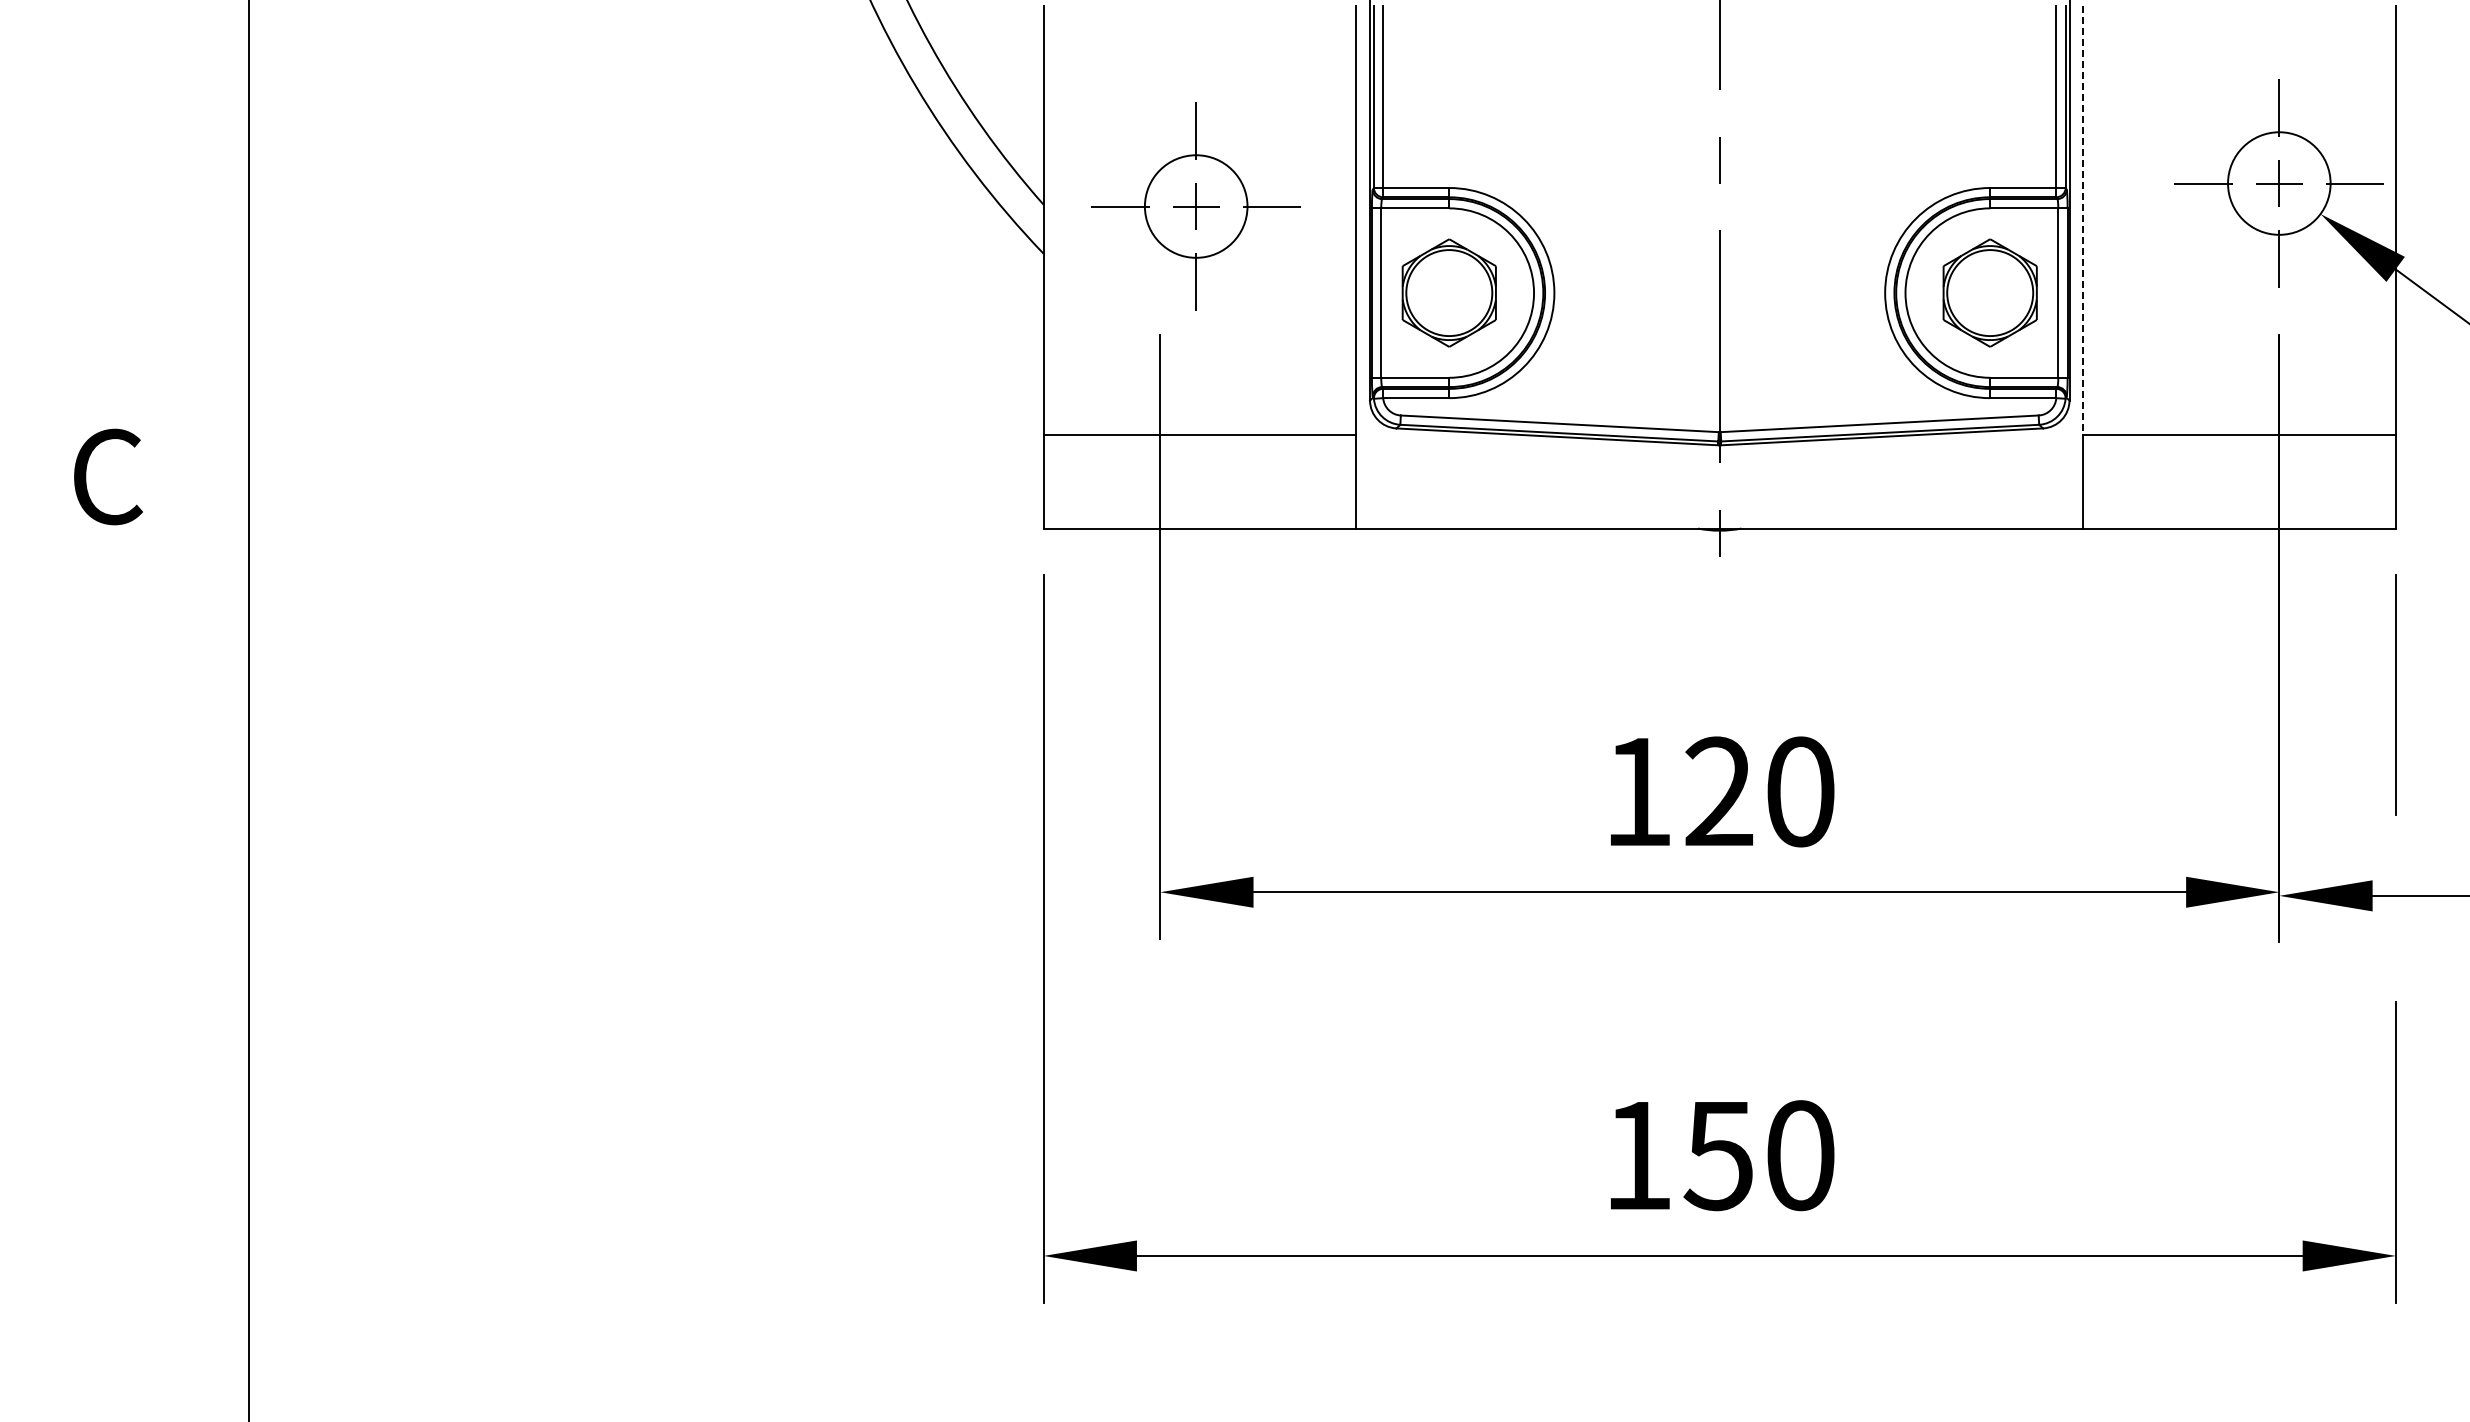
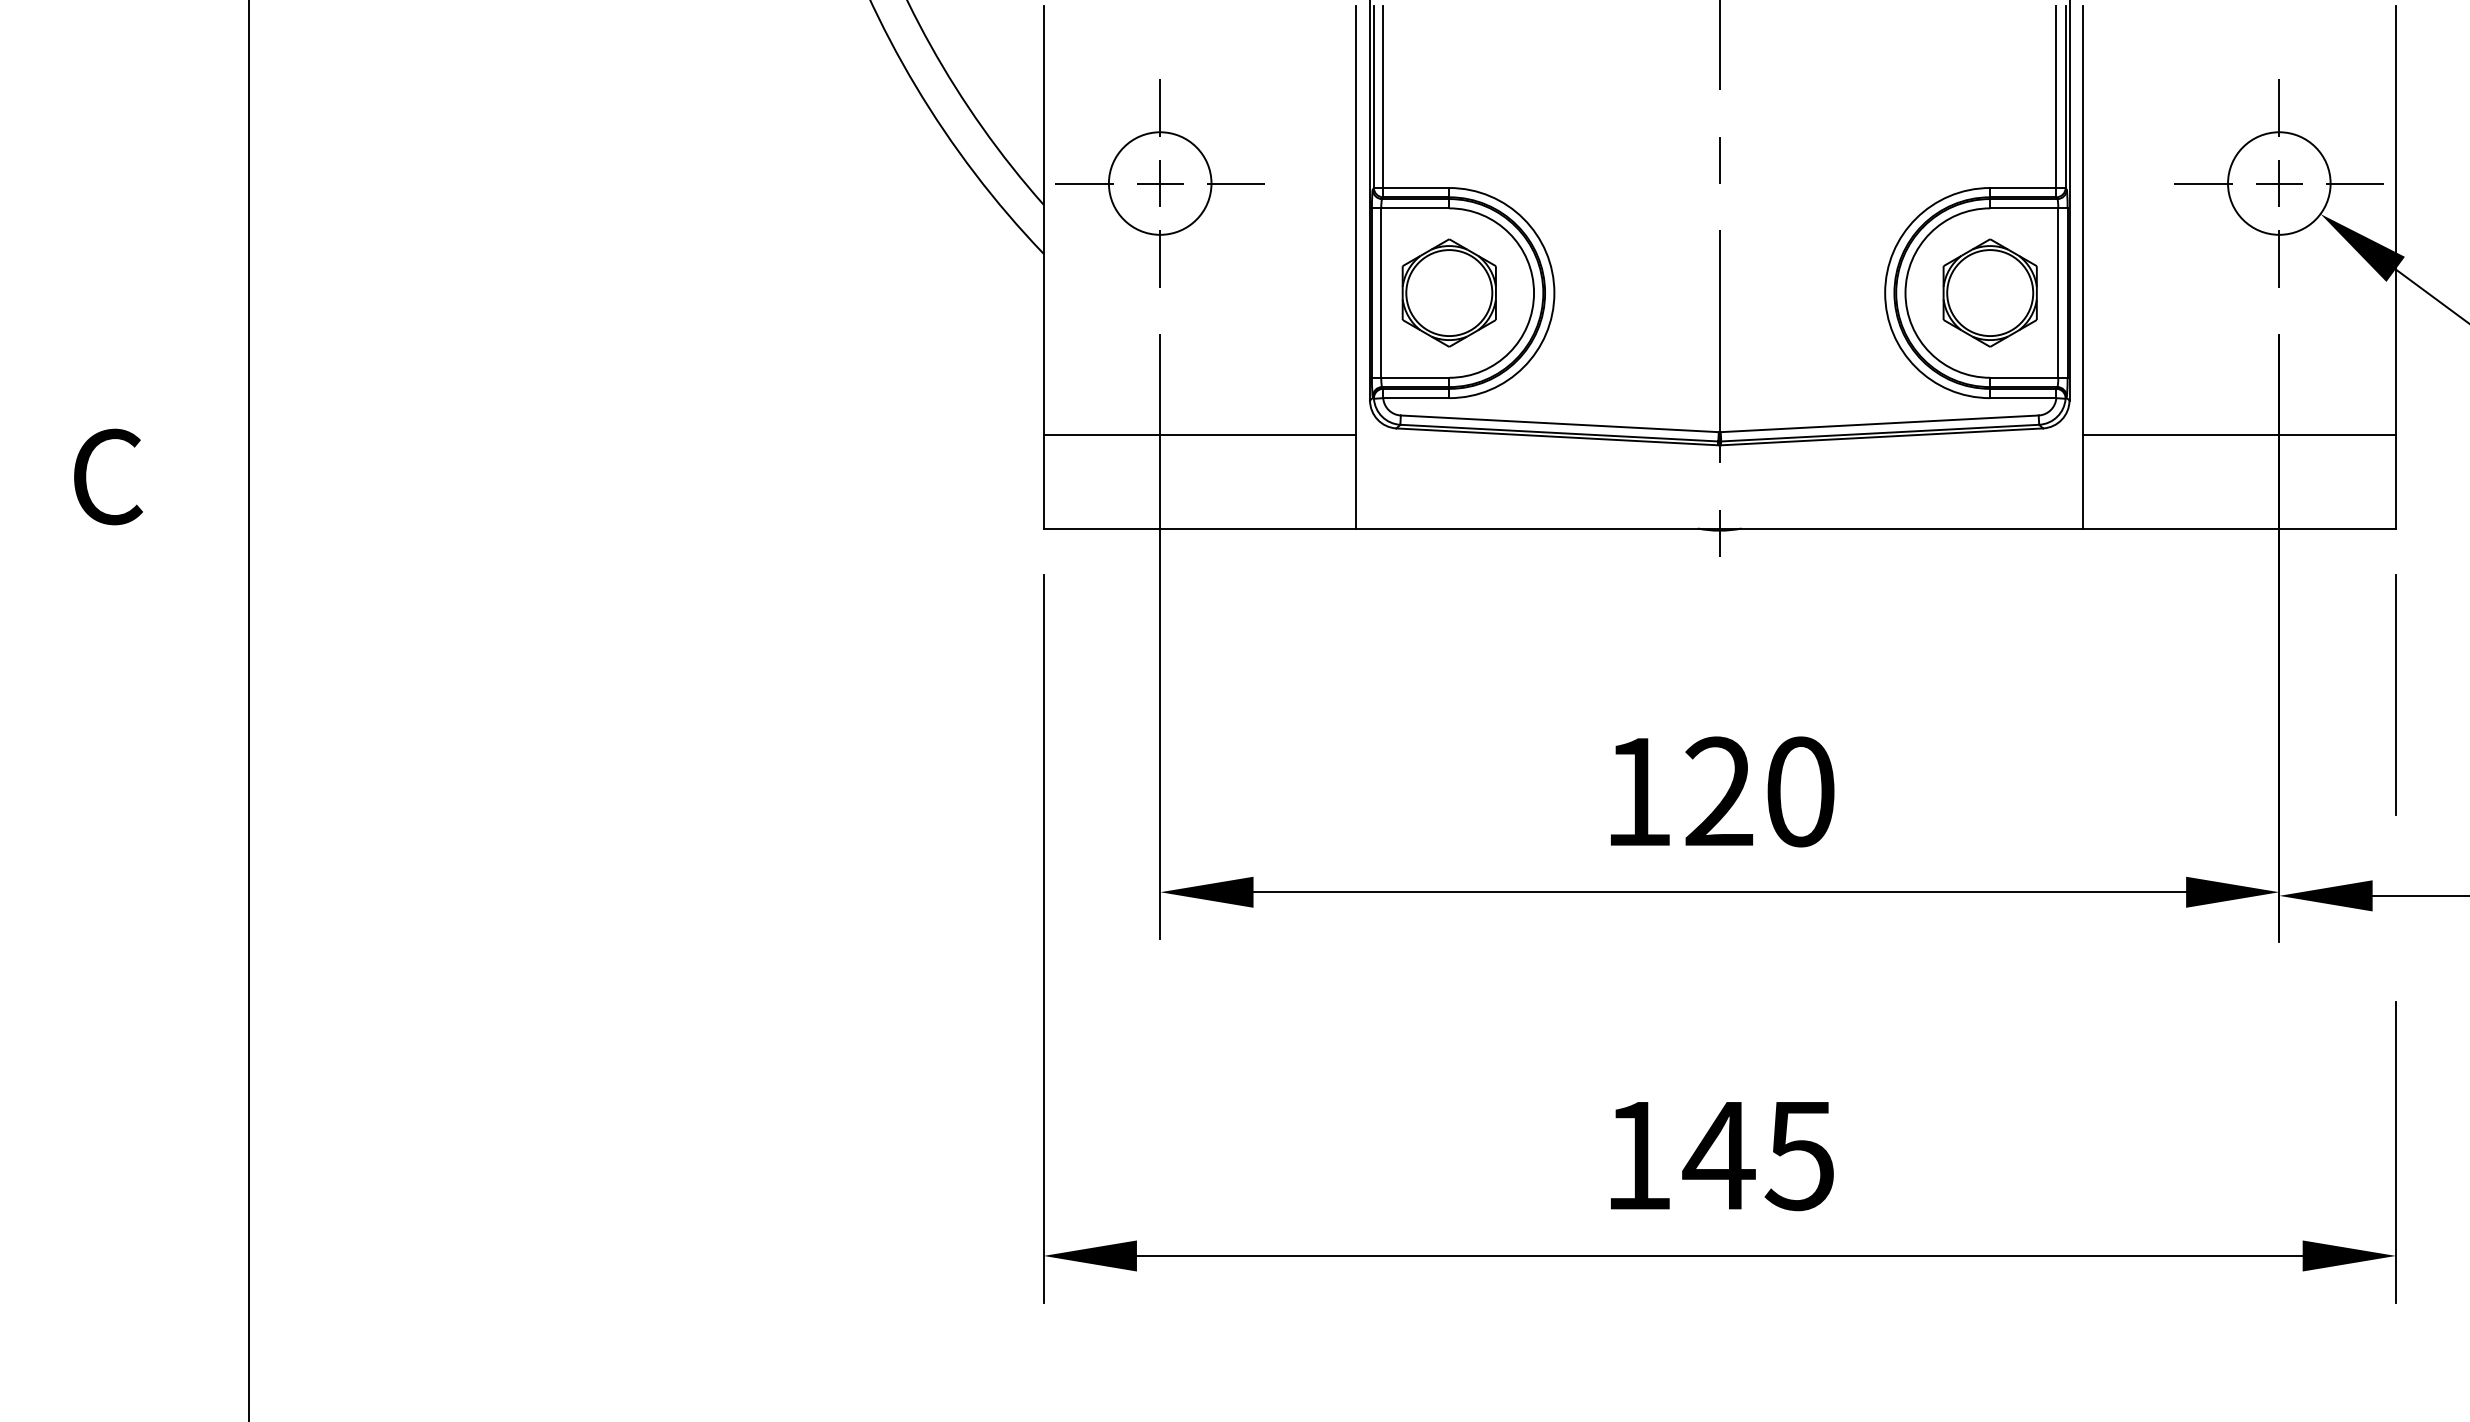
part position: (1195, 206) -> (1159, 183) (1159, 183)
line: dashed -> solid (2083, 221)
text: 150 -> 145 (1758, 1155)
